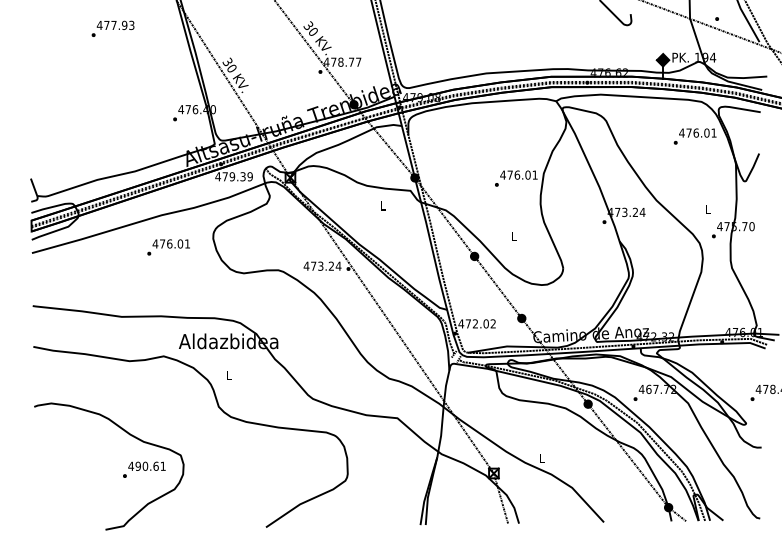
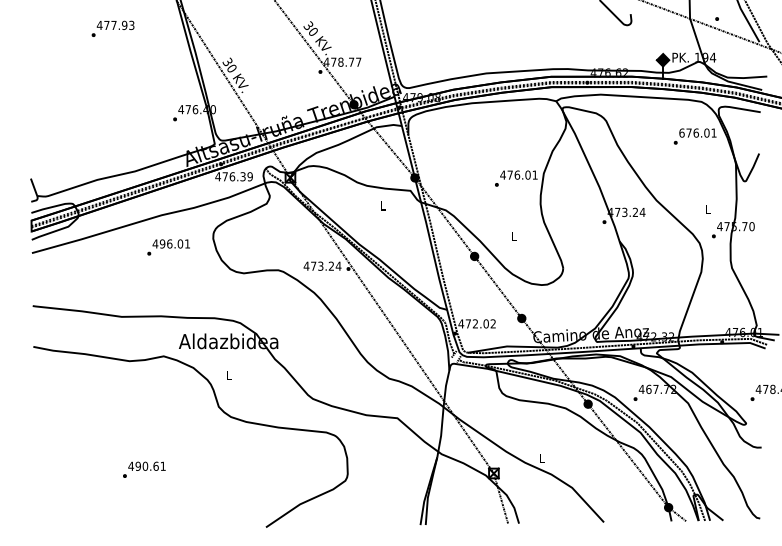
text: 476.01 -> 676.01 (681, 132)
text: 479.39 -> 476.39 (232, 176)
text: 476.01 -> 496.01 (162, 243)
curve: present -> none (129, 435)
